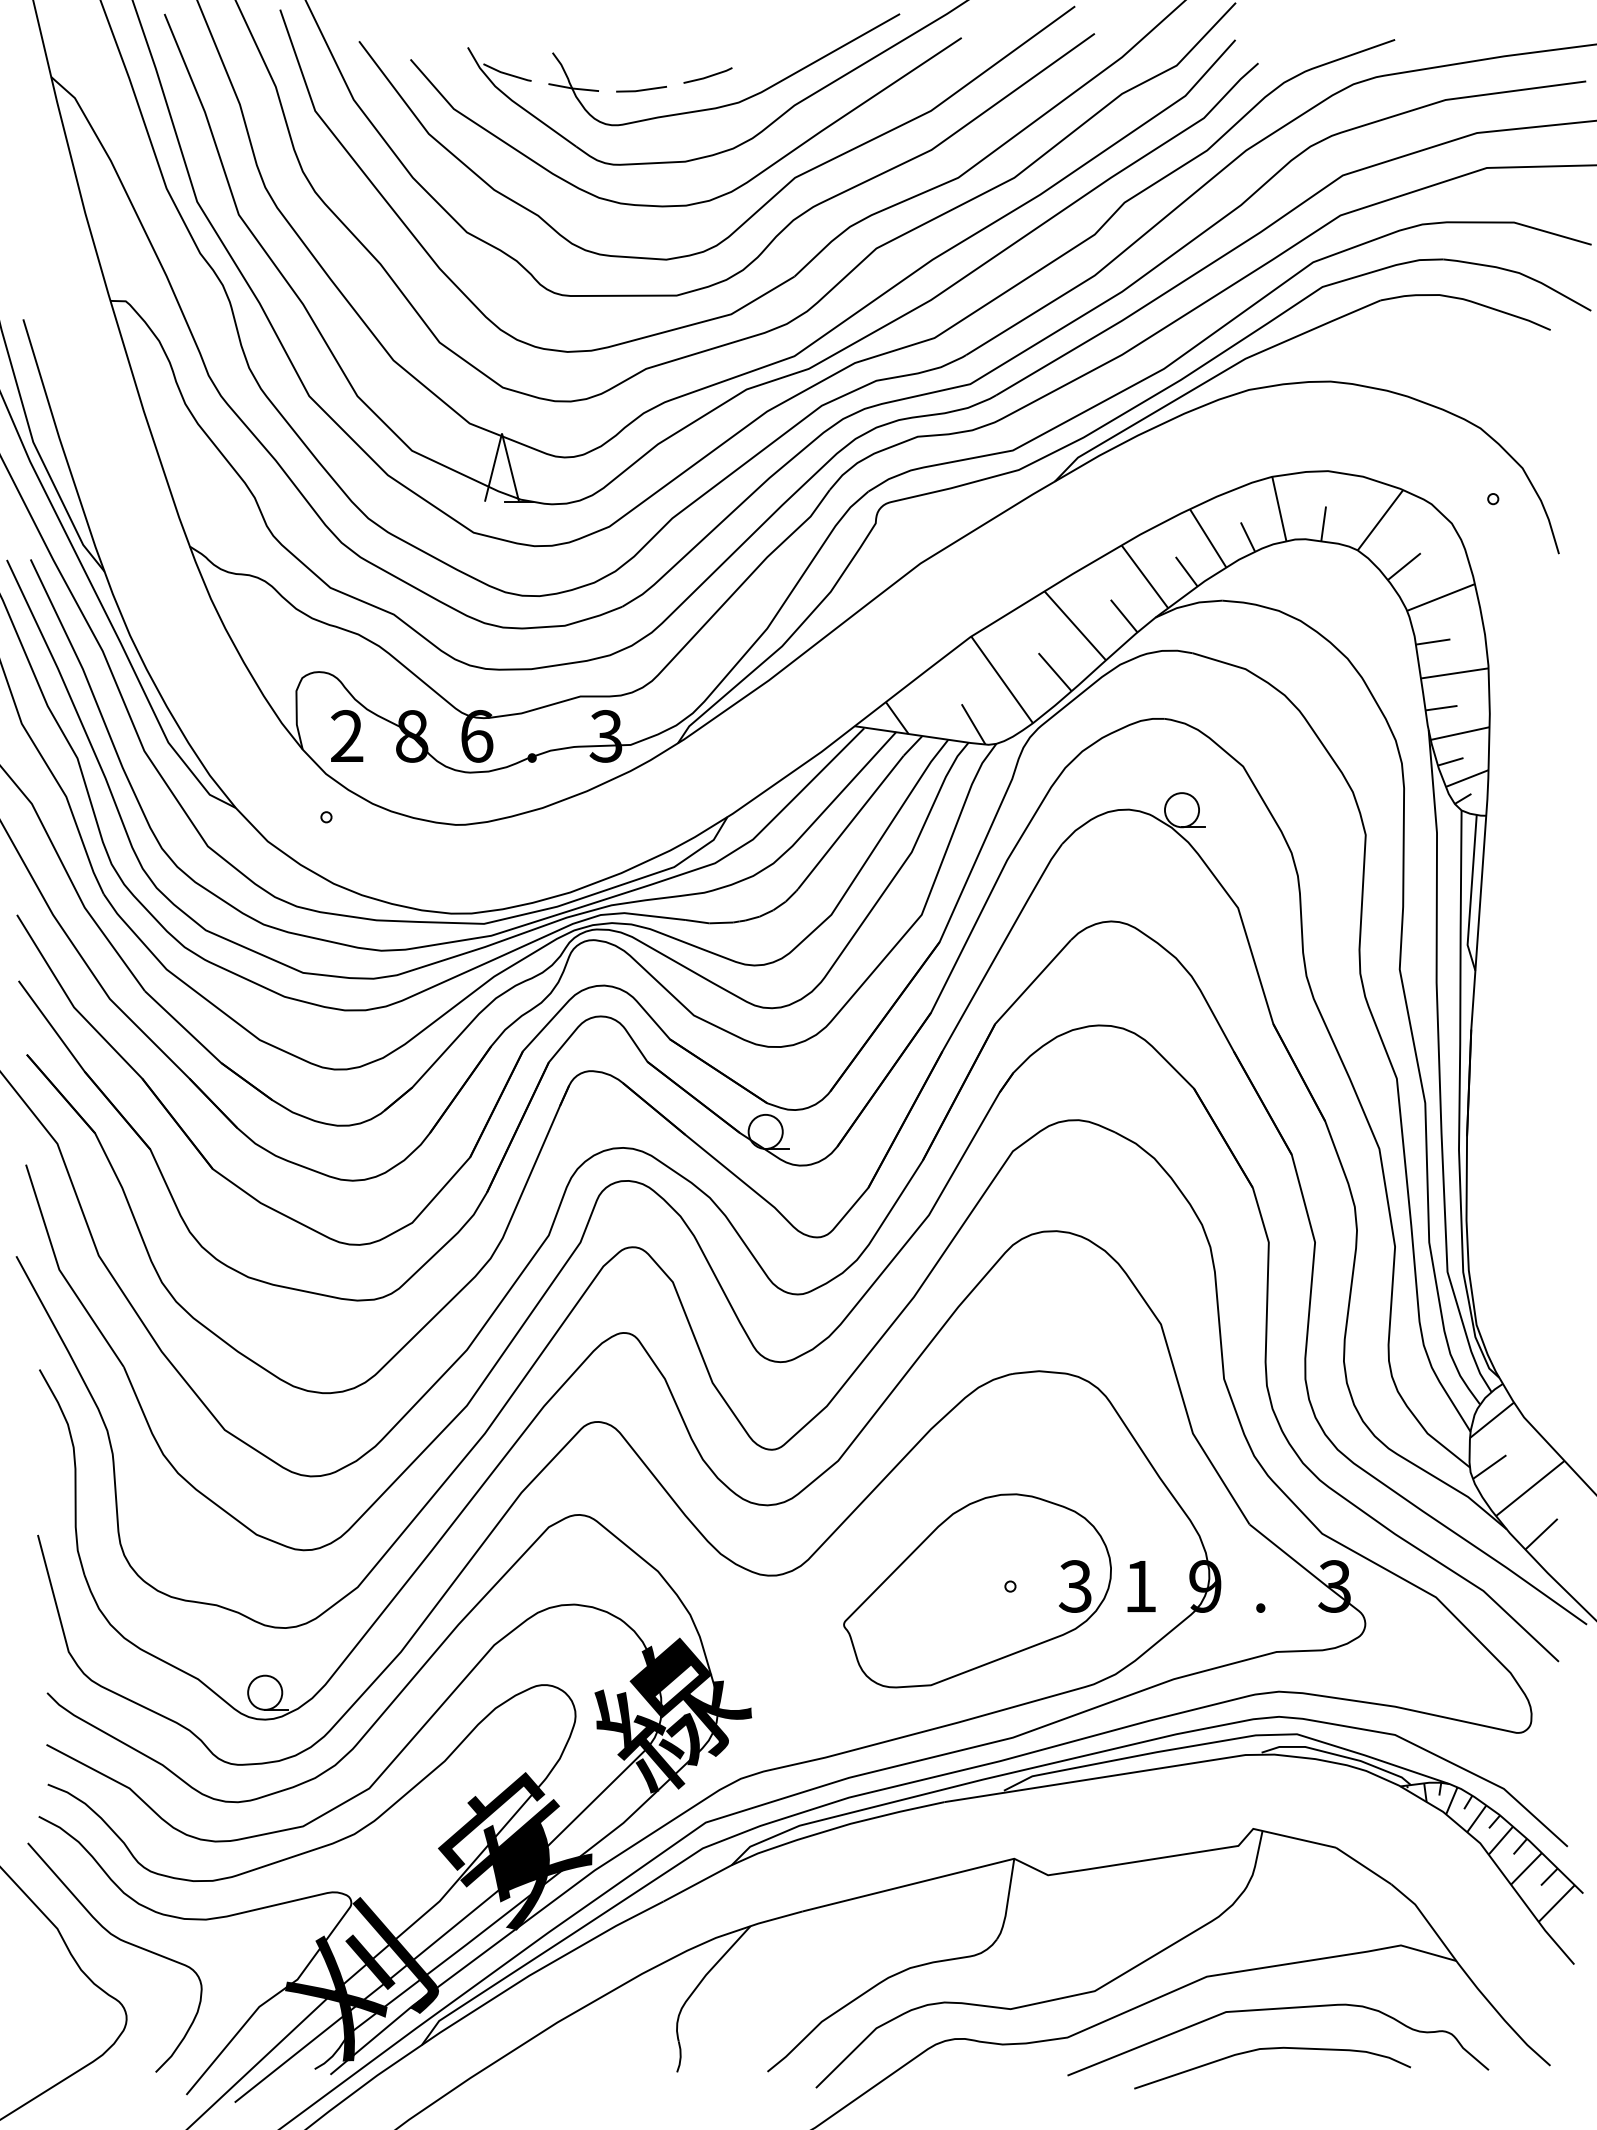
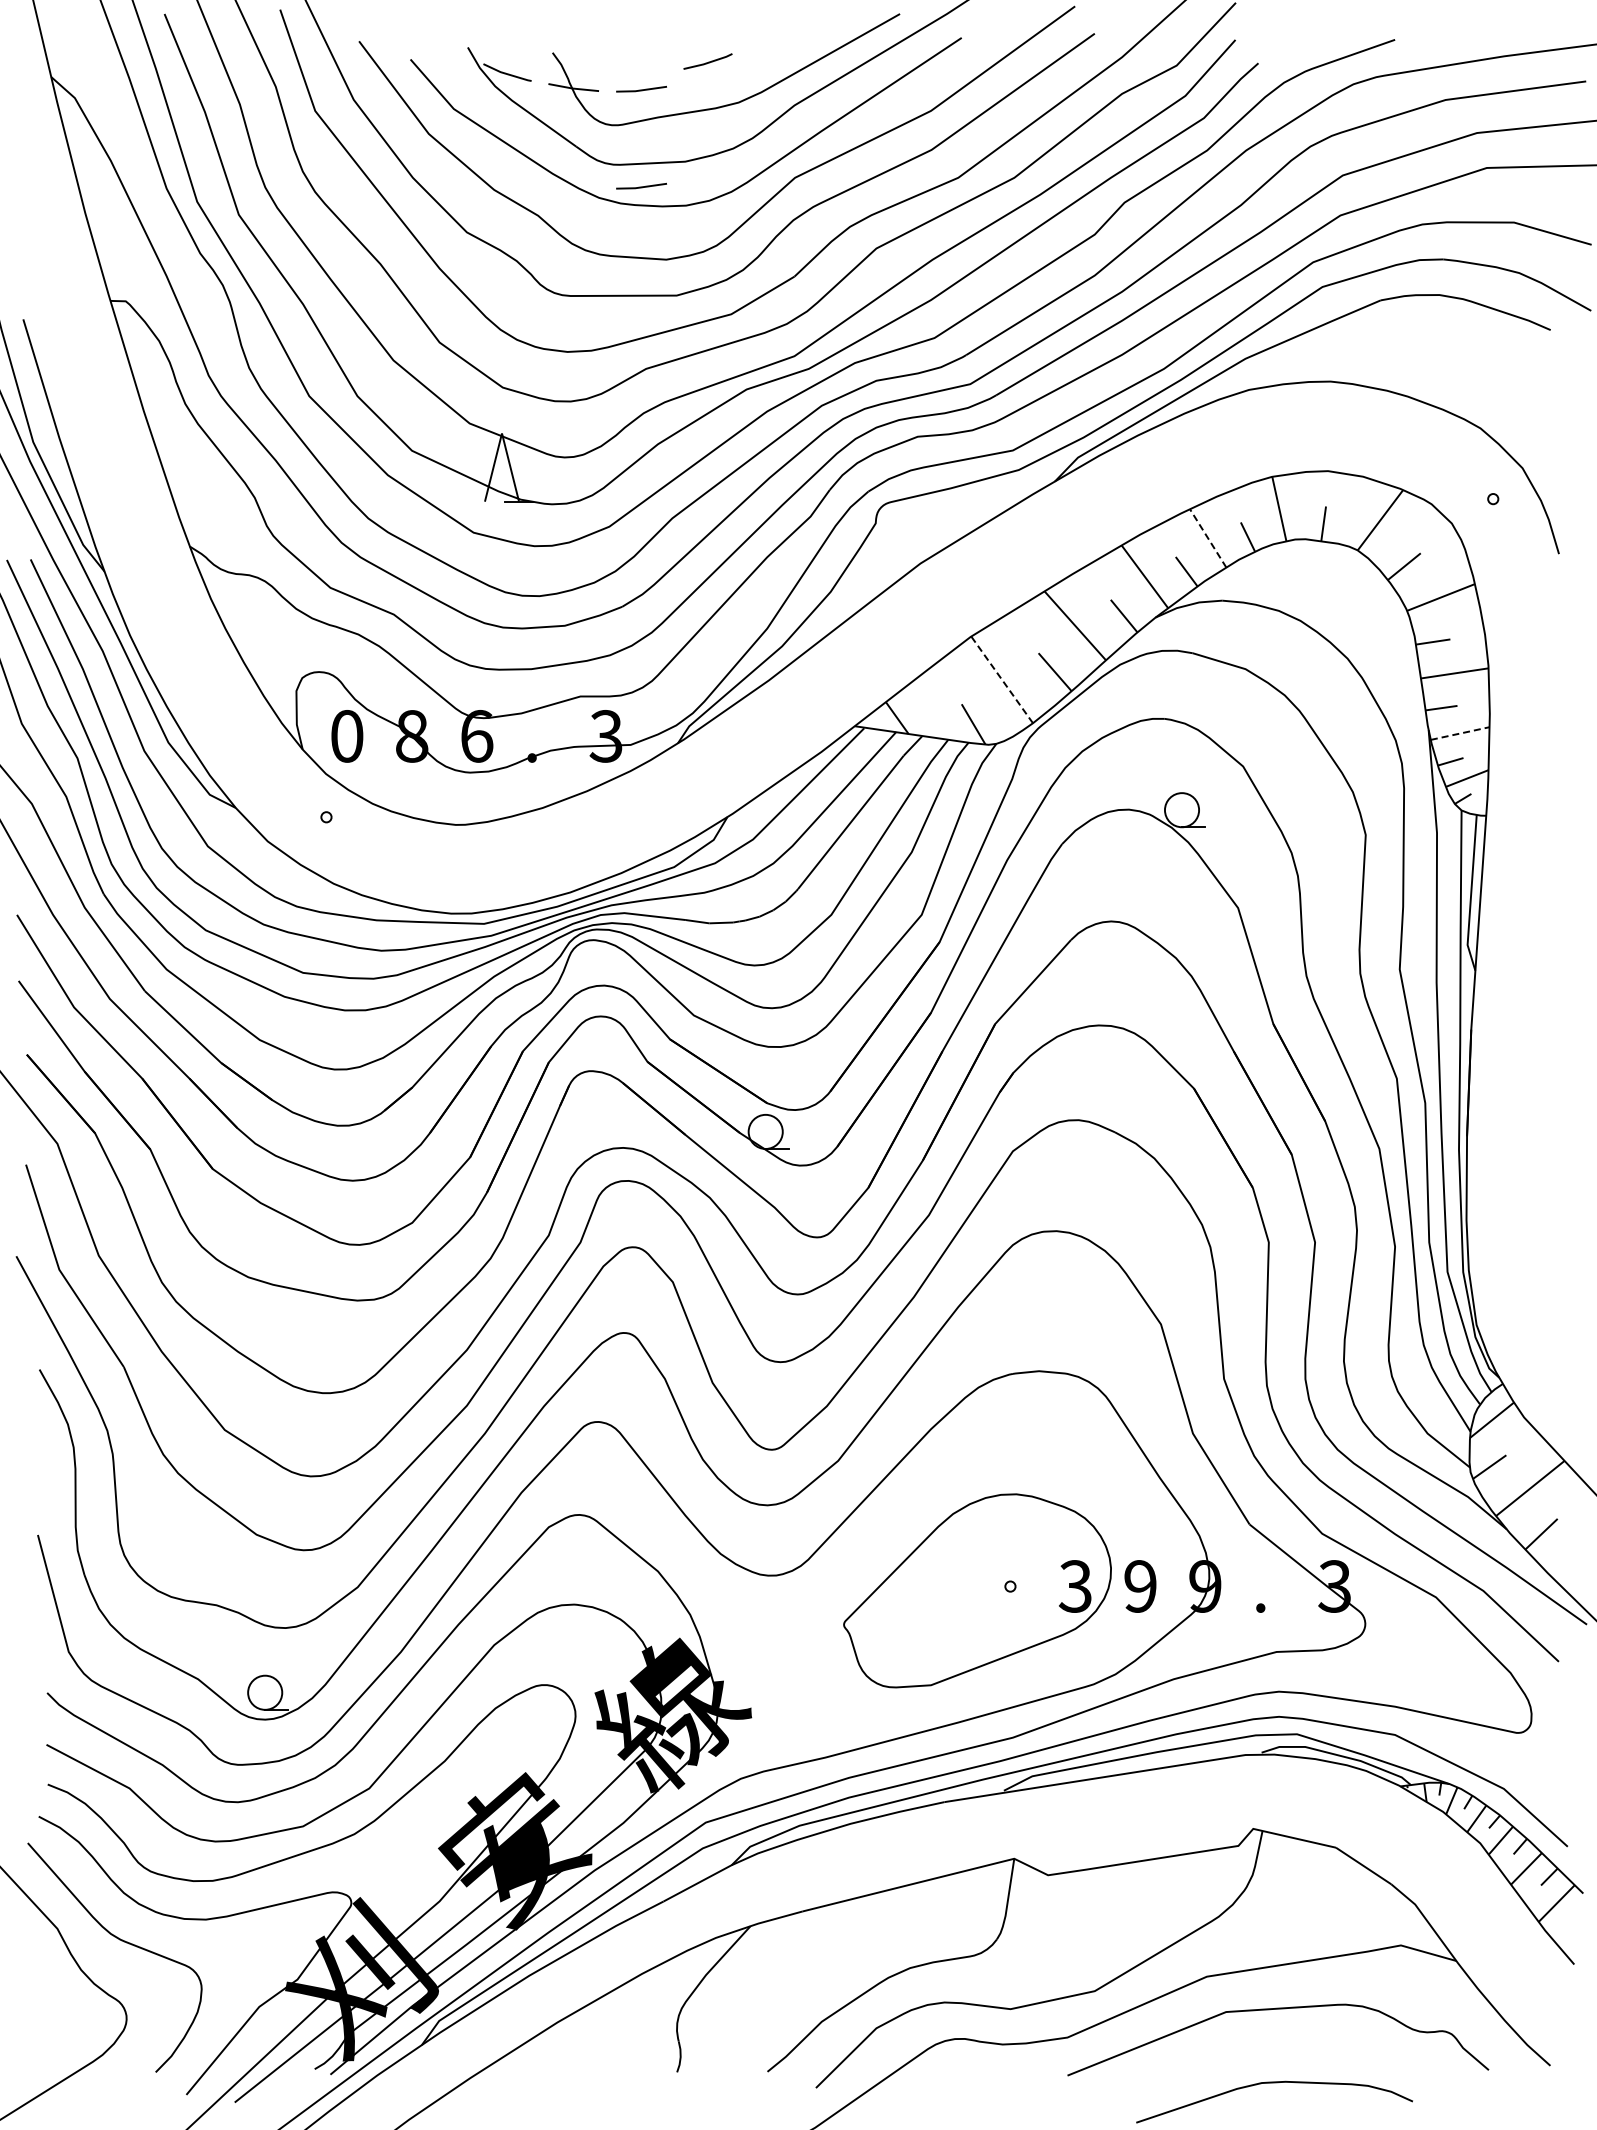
line position: (708, 75) -> (708, 61) (708, 61)
line: none -> present (641, 186)
line: solid -> dashed (1207, 538)
line: solid -> dashed (1001, 679)
line: solid -> dashed (1460, 733)
text: 2 -> 0 (347, 736)
text: 1 -> 9 (1140, 1586)
curve position: (1272, 2049) -> (1274, 2083) (1274, 2083)
